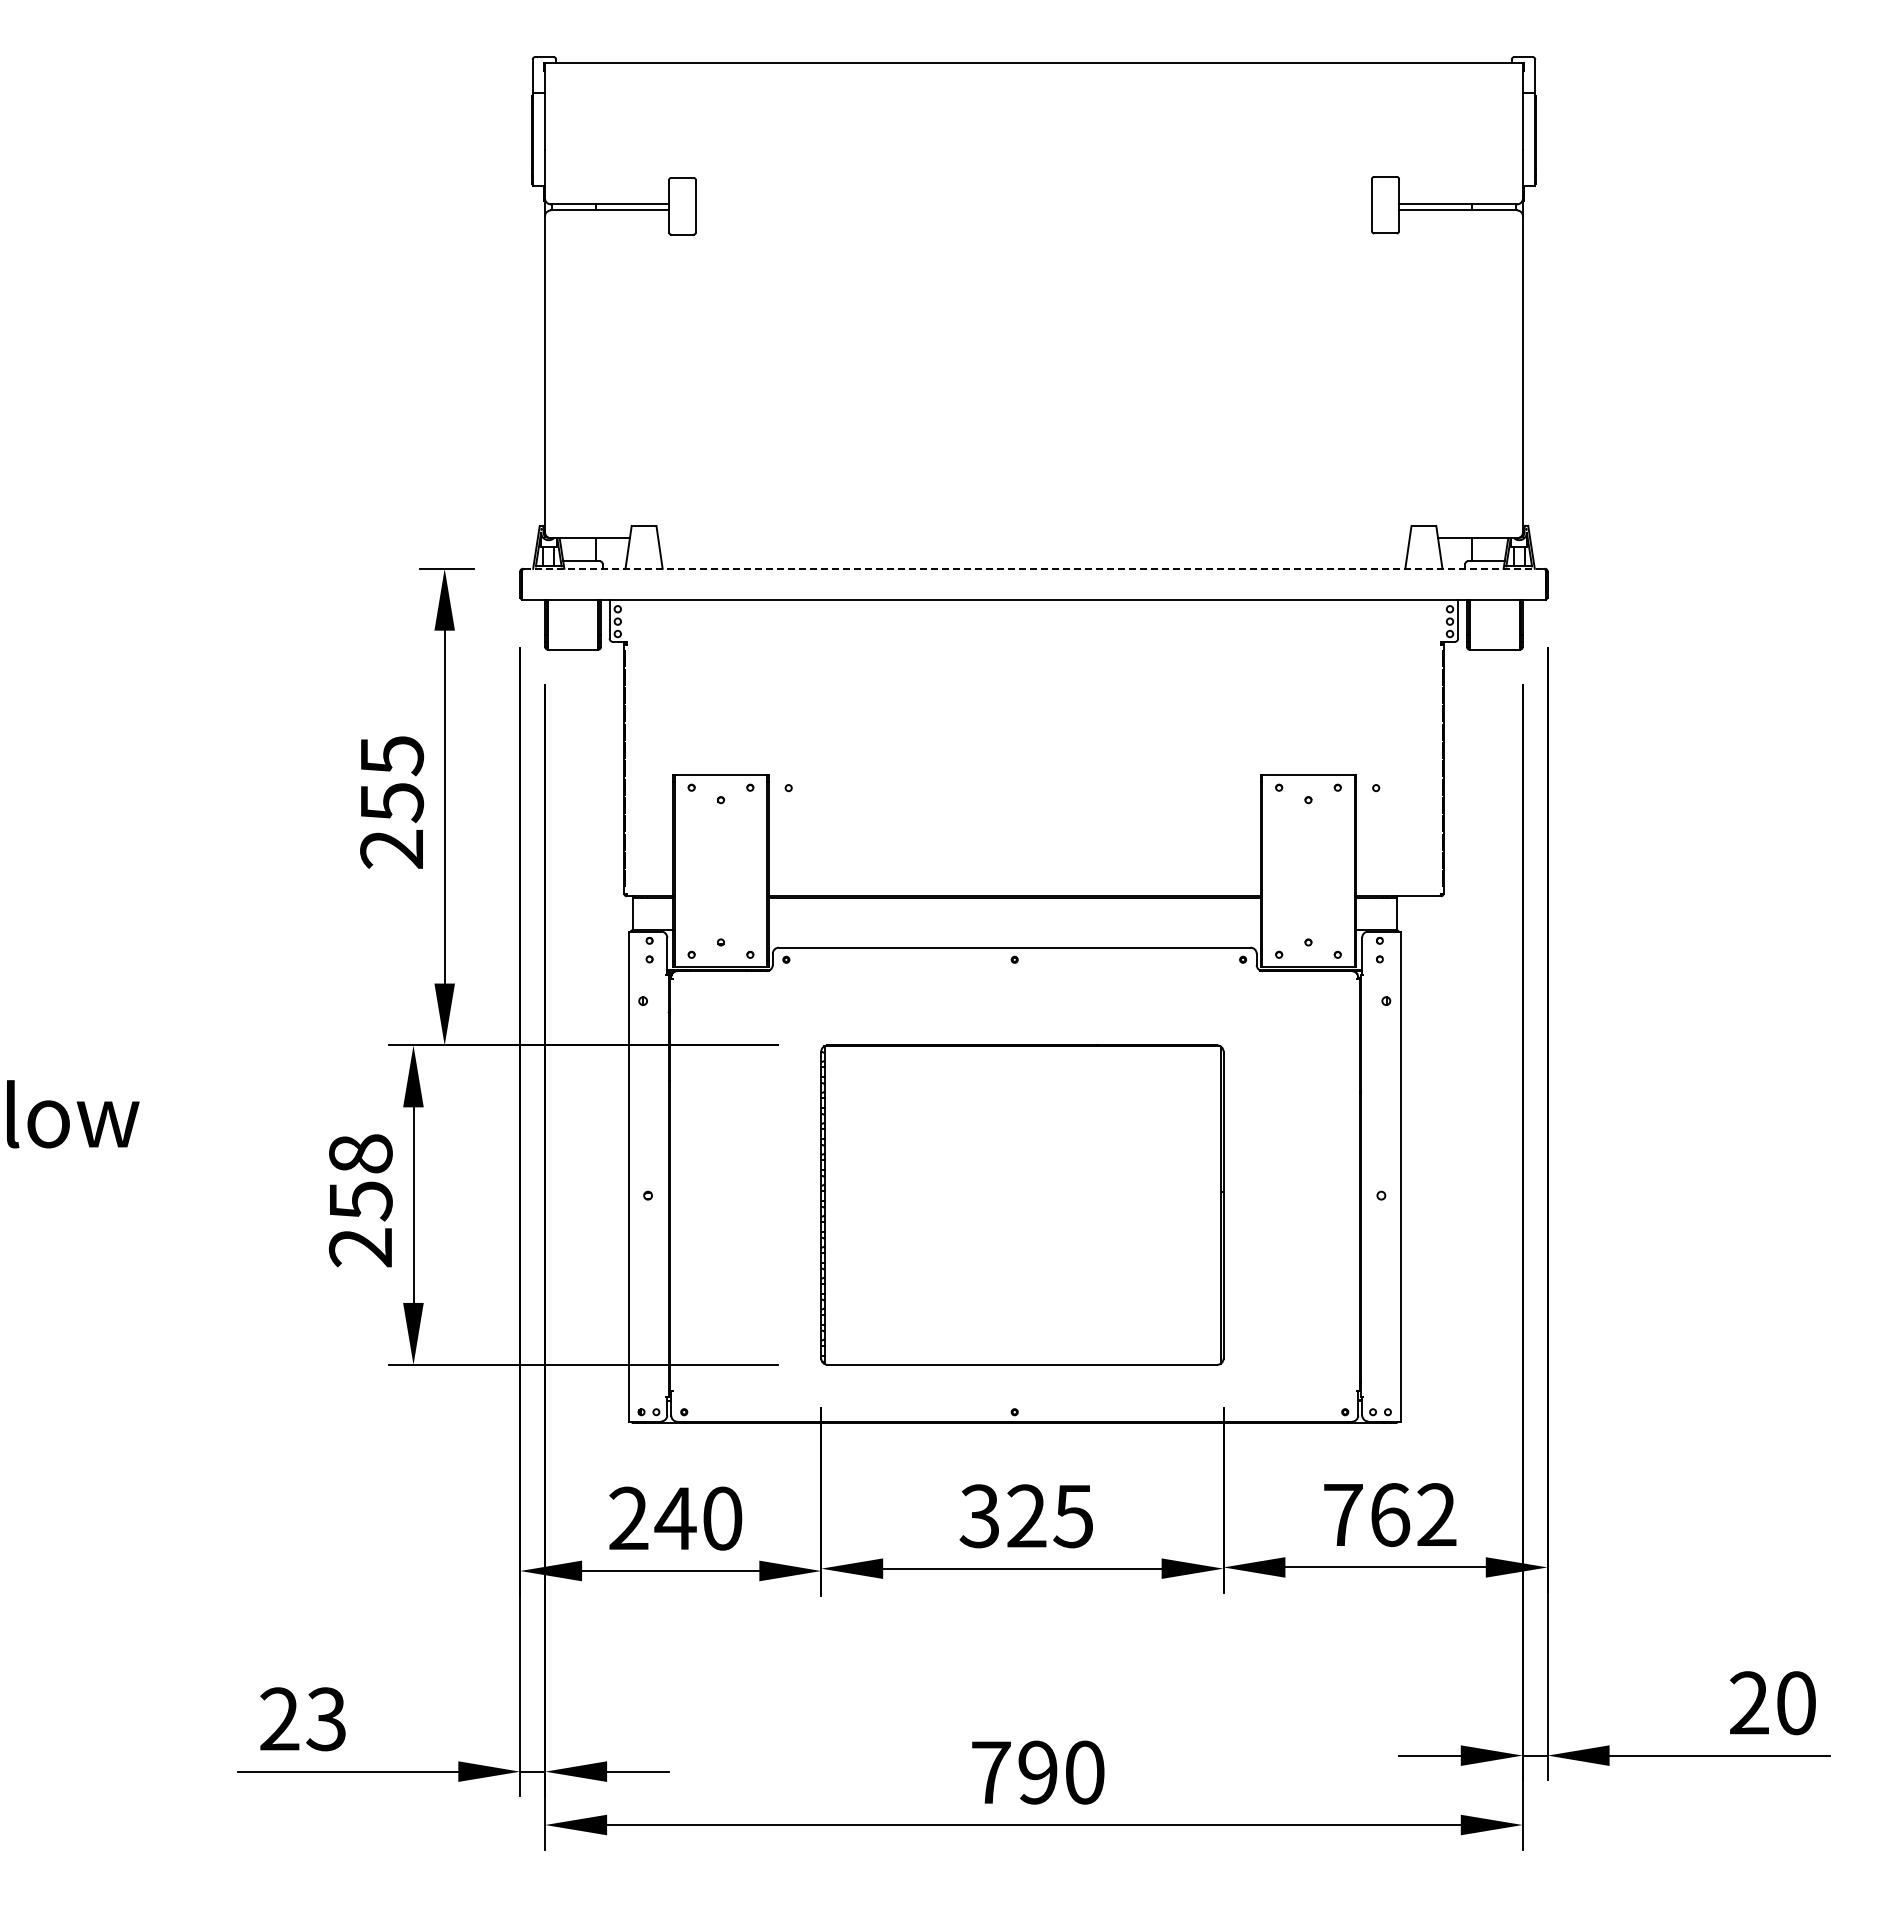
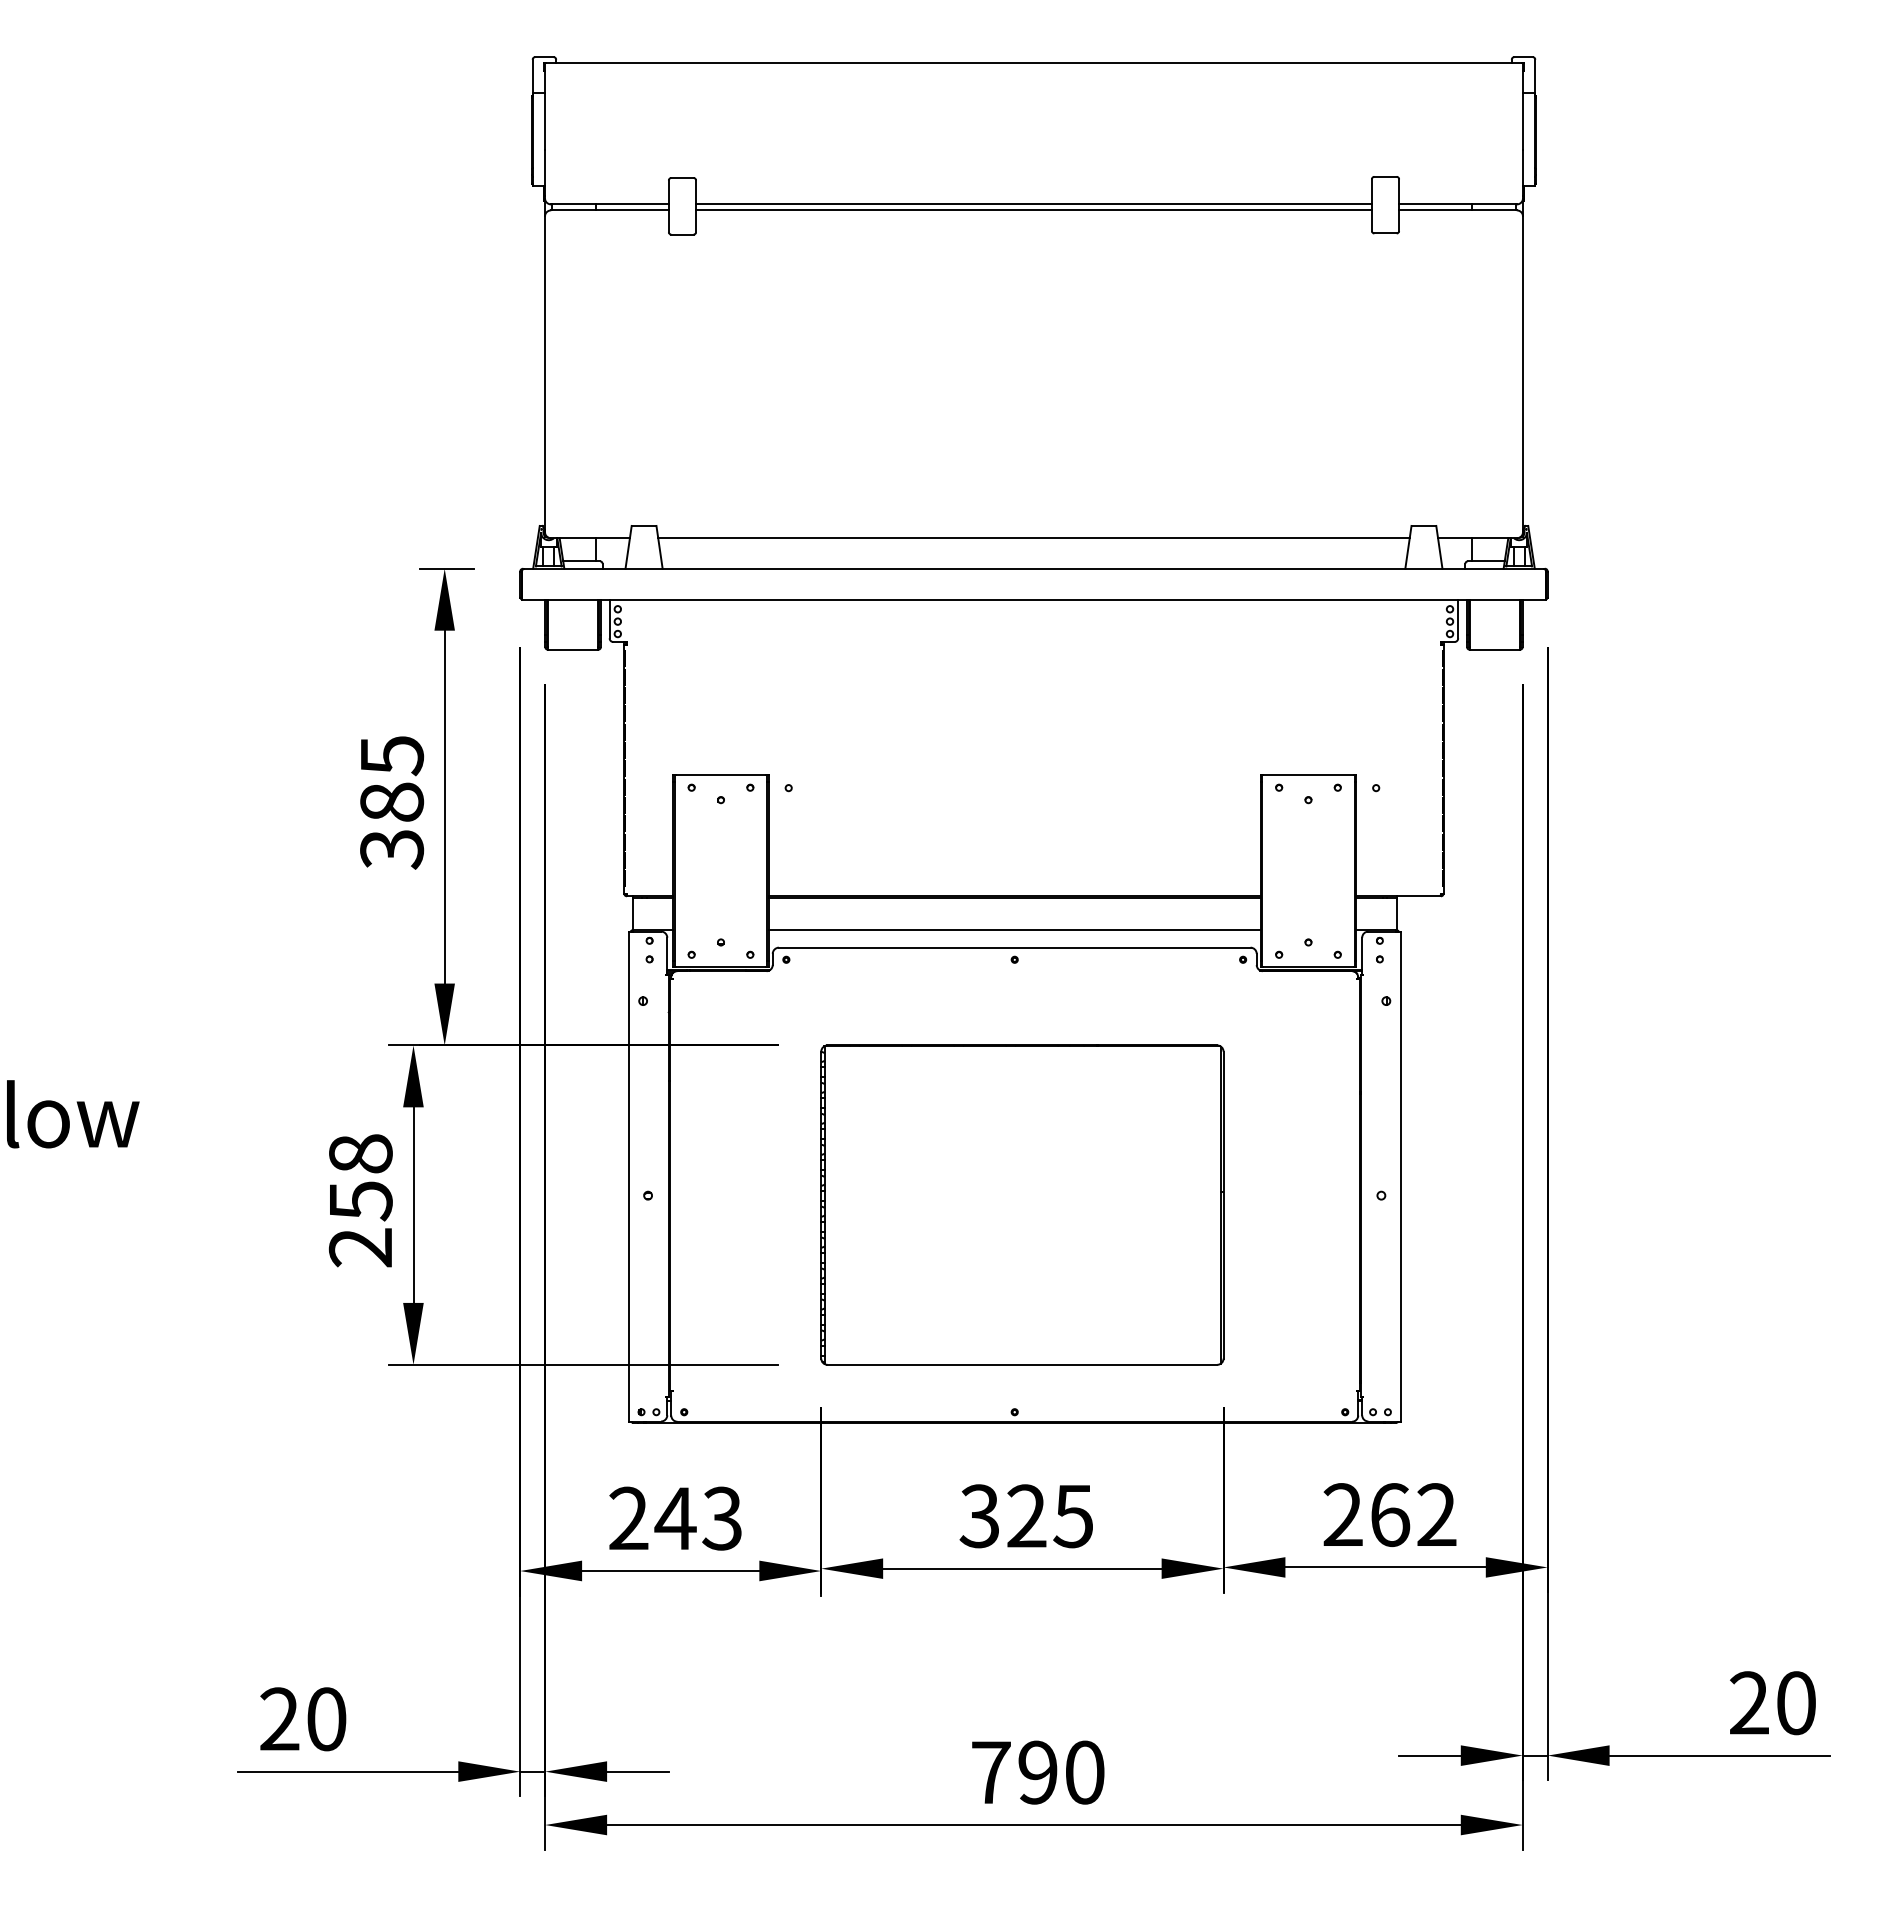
line: none -> present (1033, 204)
line: none -> present (1033, 210)
line: none -> present (1033, 538)
line: dashed -> solid (1034, 568)
text: 255 -> 385 (392, 825)
line: none -> present (1014, 930)
text: 762 -> 262 (1342, 1514)
text: 240 -> 243 (722, 1518)
text: 23 -> 20 (326, 1719)
